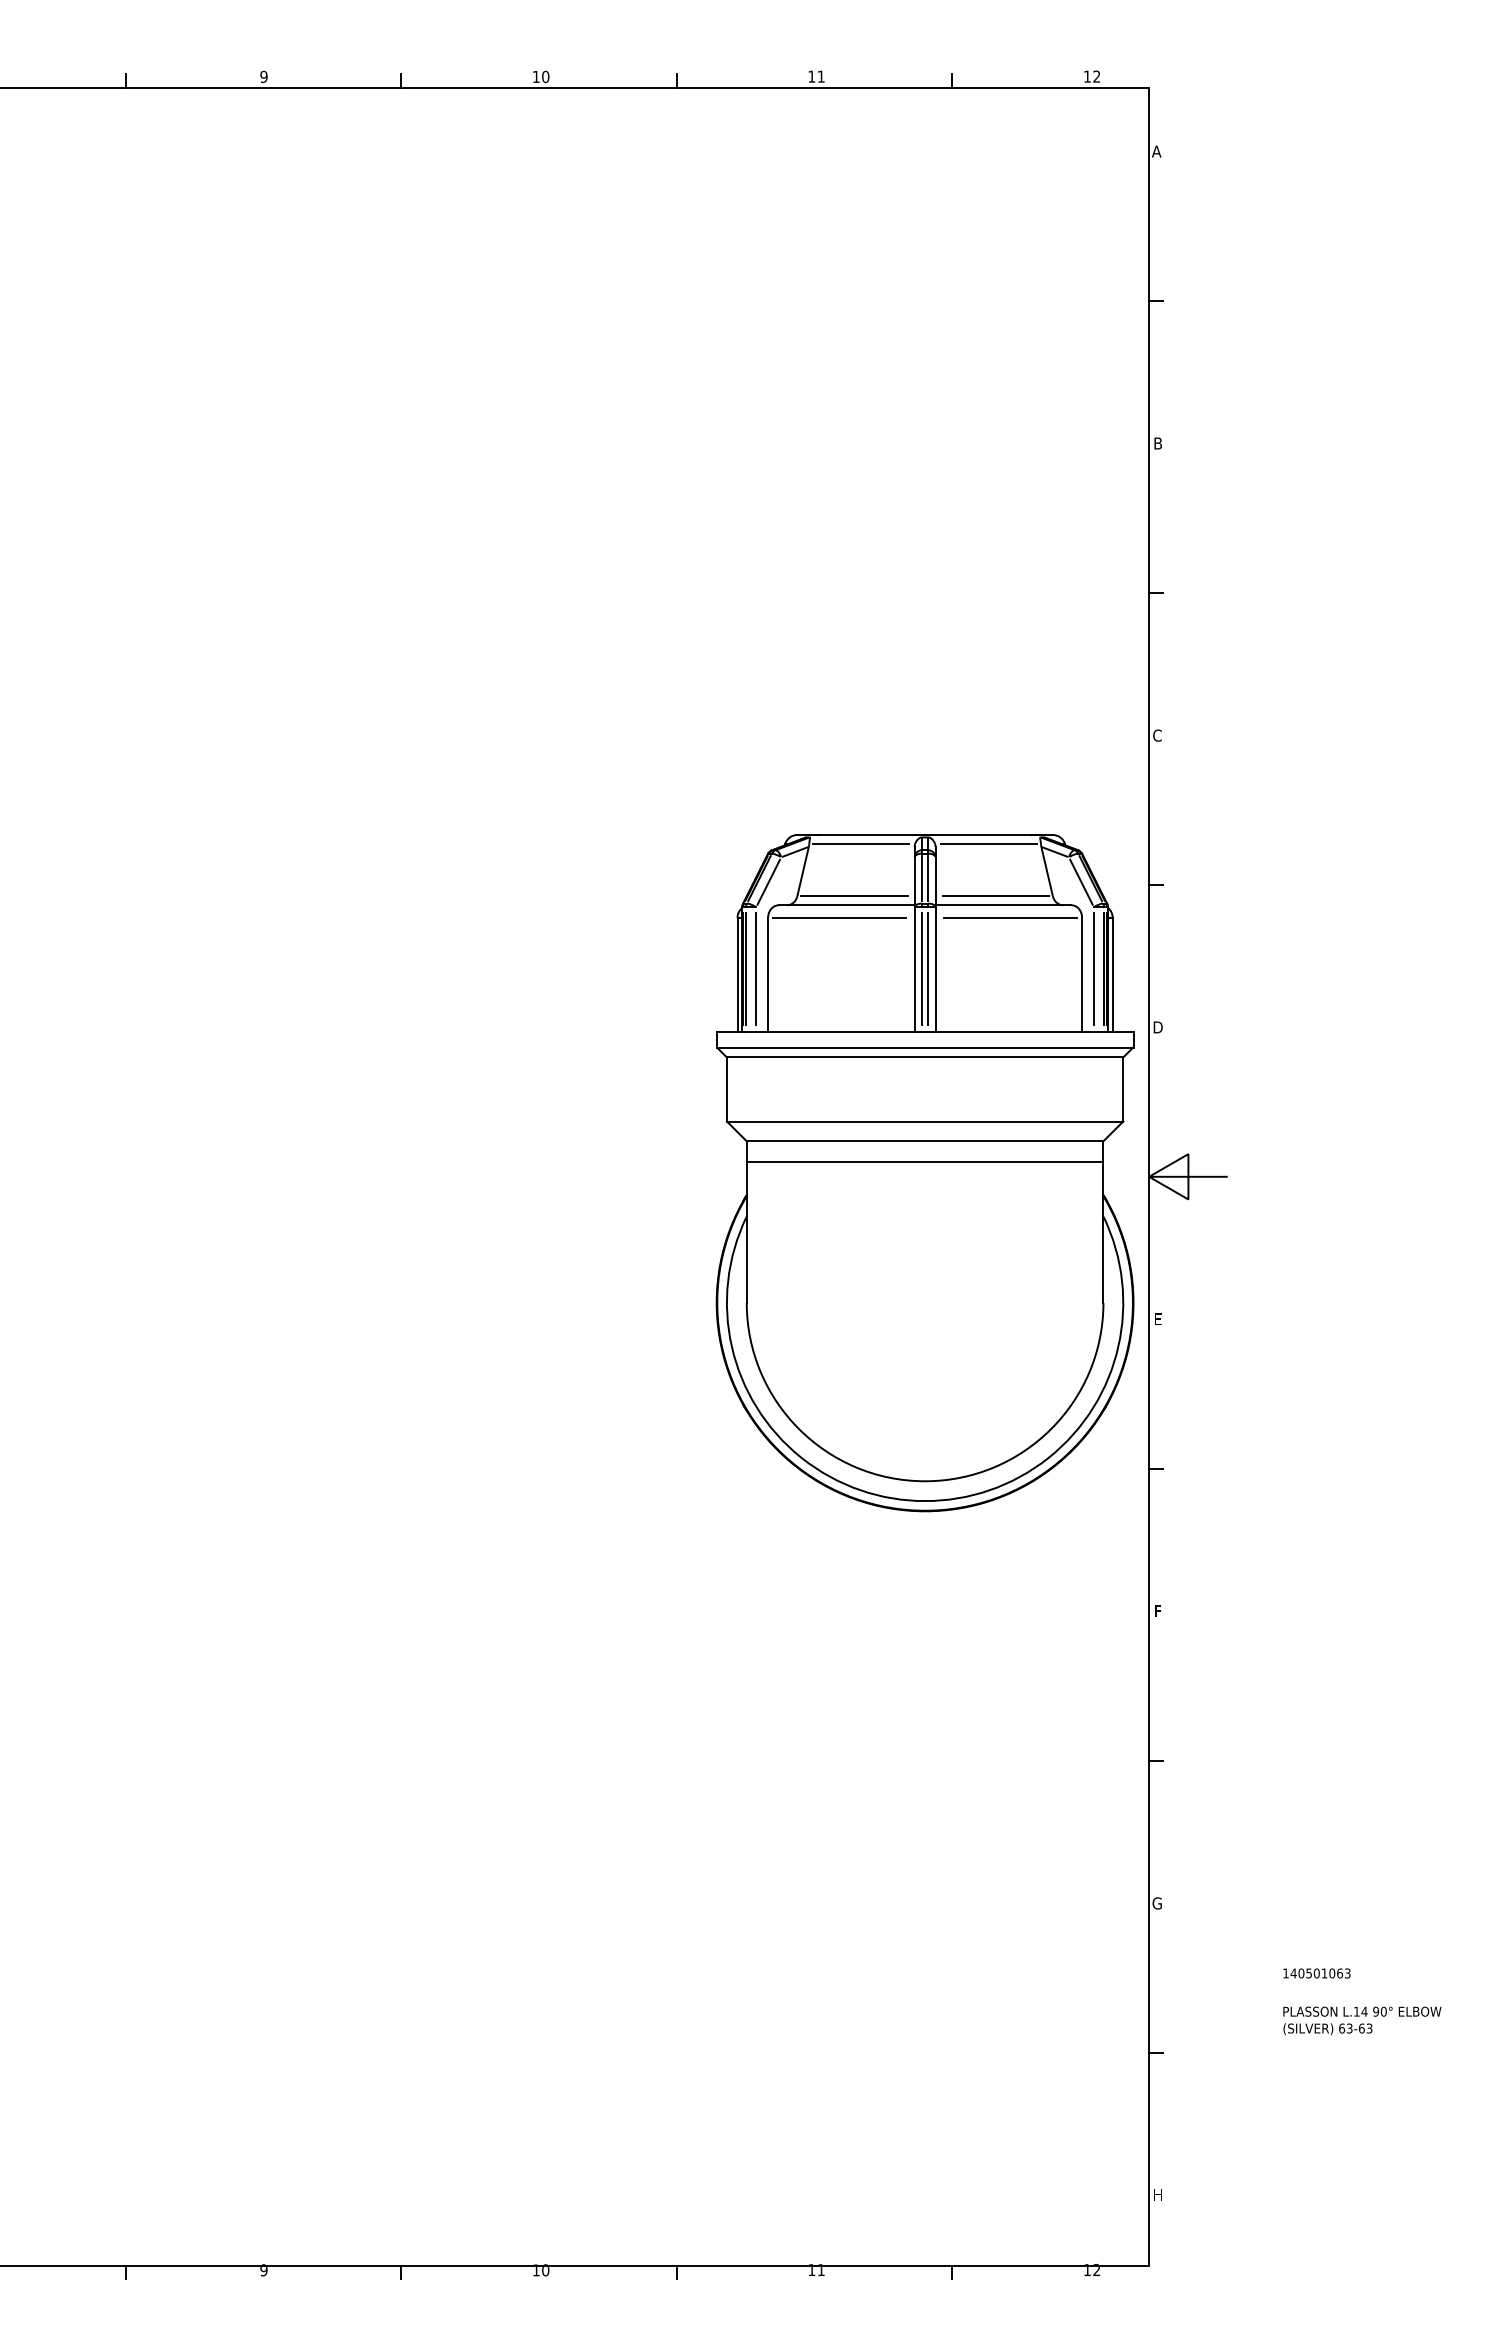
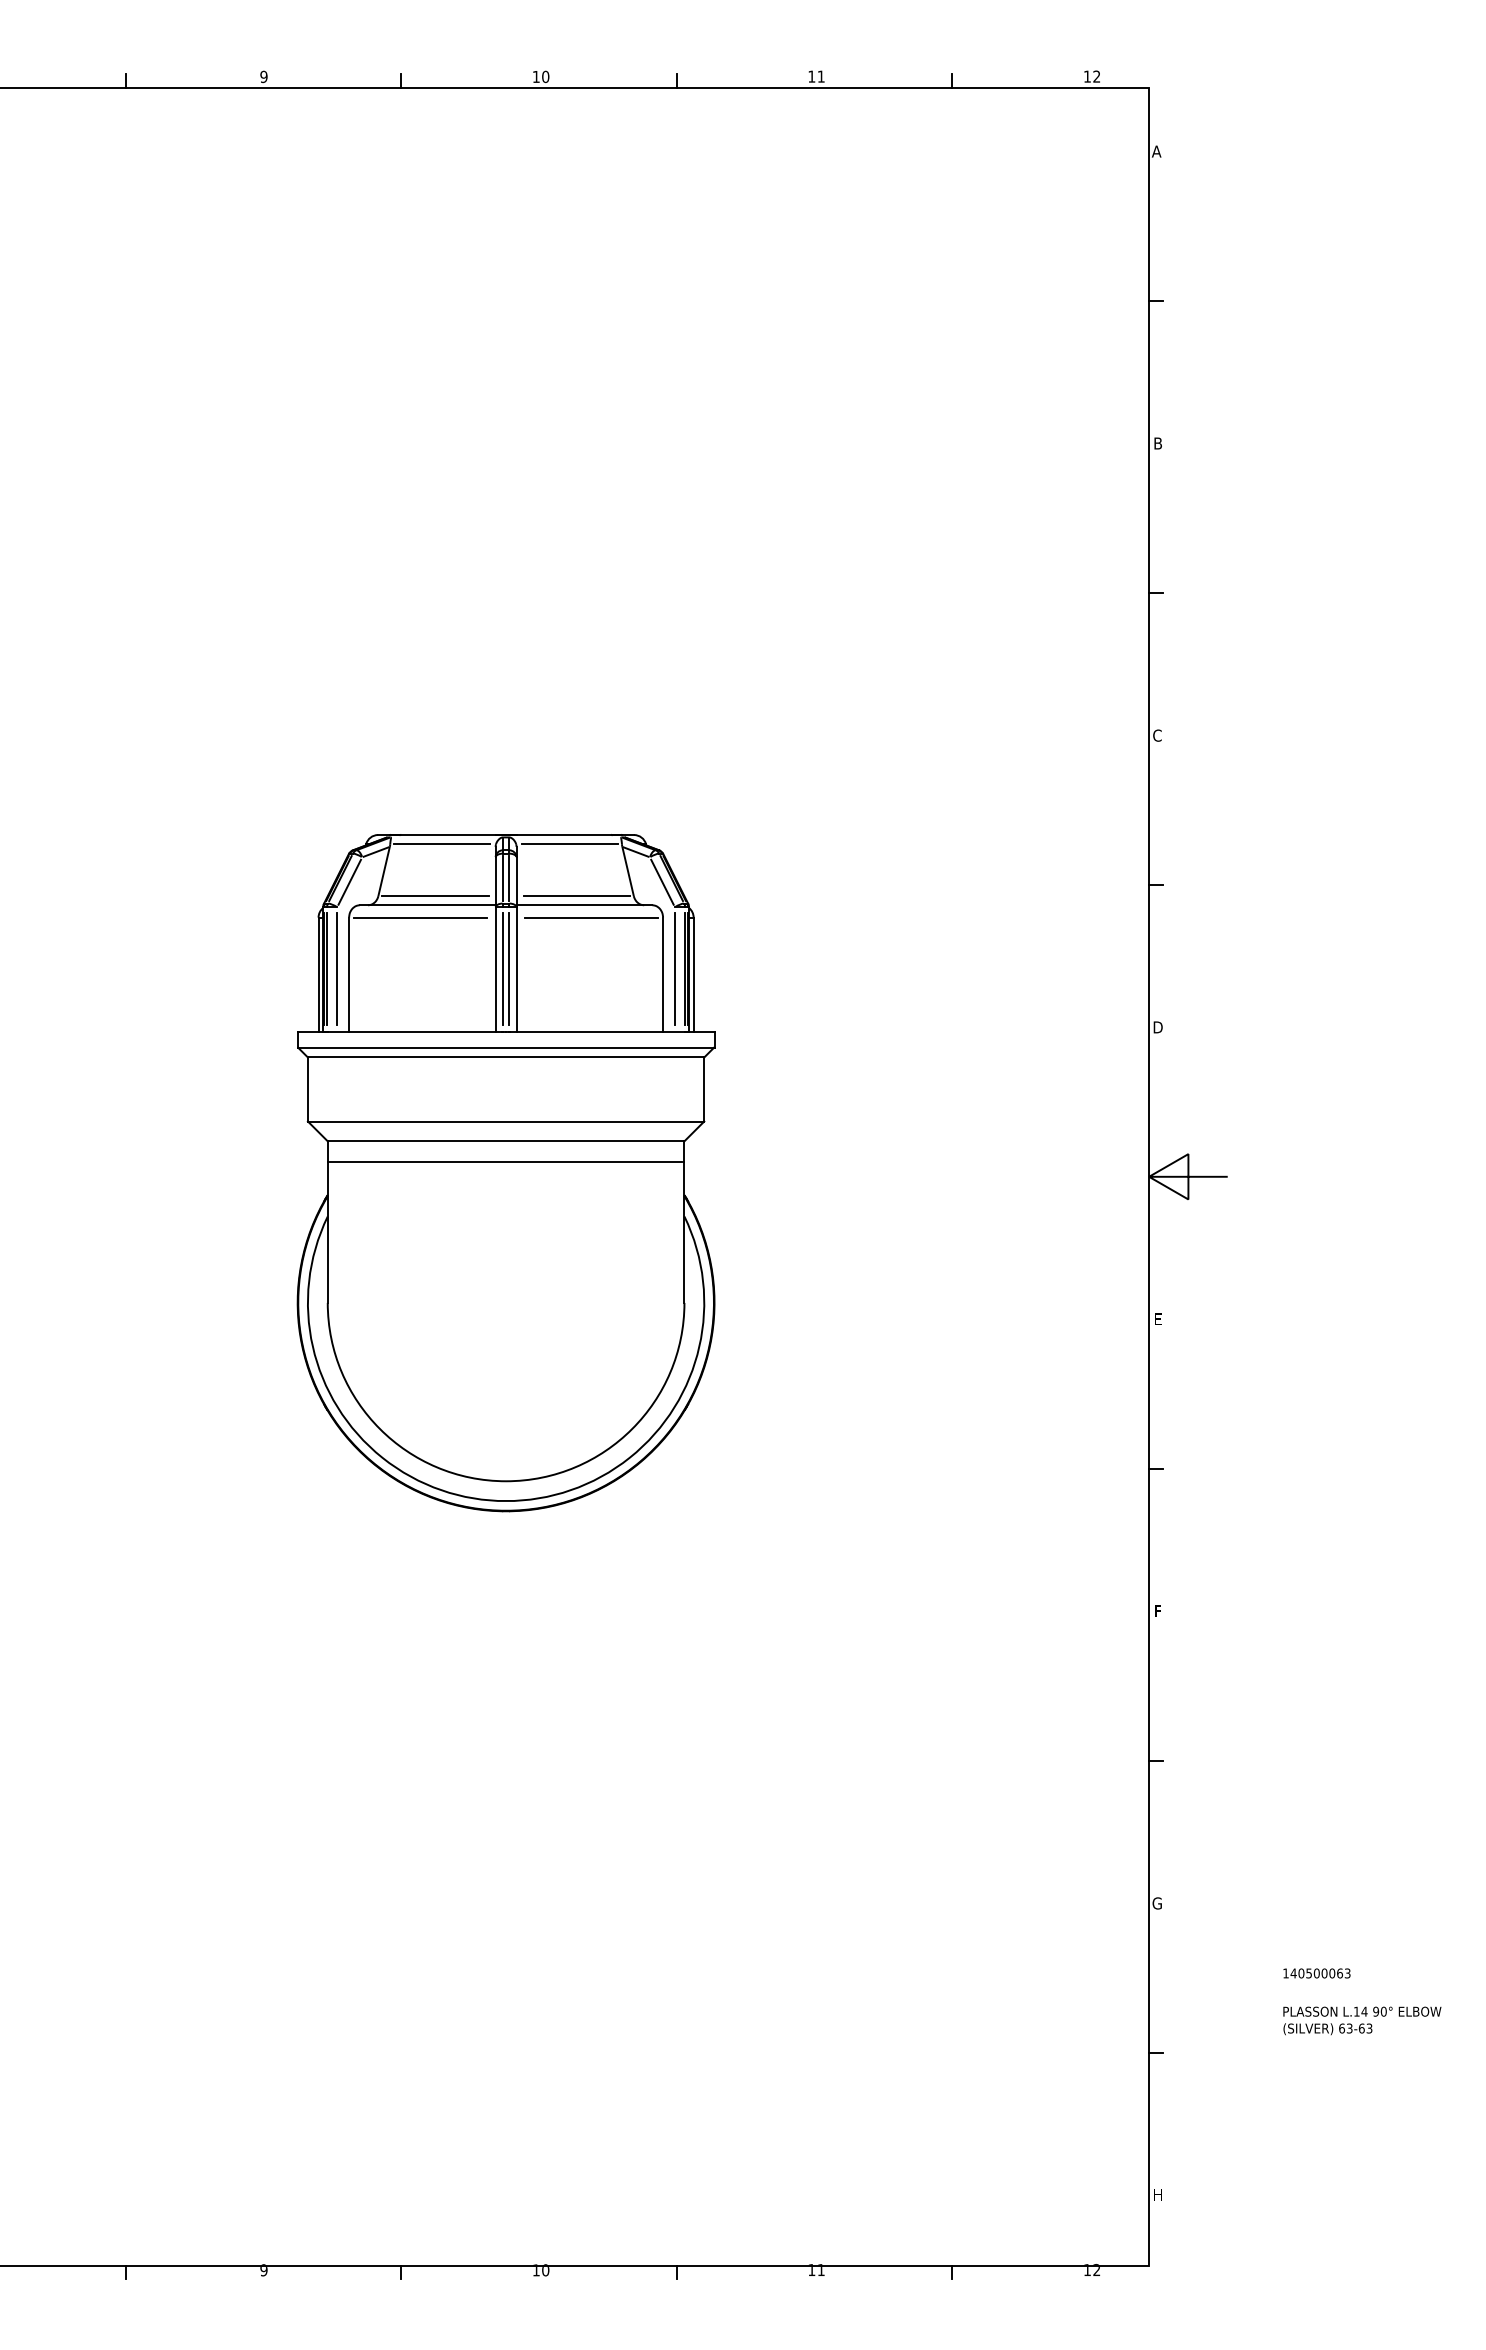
part position: (924, 1173) -> (505, 1173) (505, 1173)
text: 140501063 -> 140500063 (1324, 1973)
